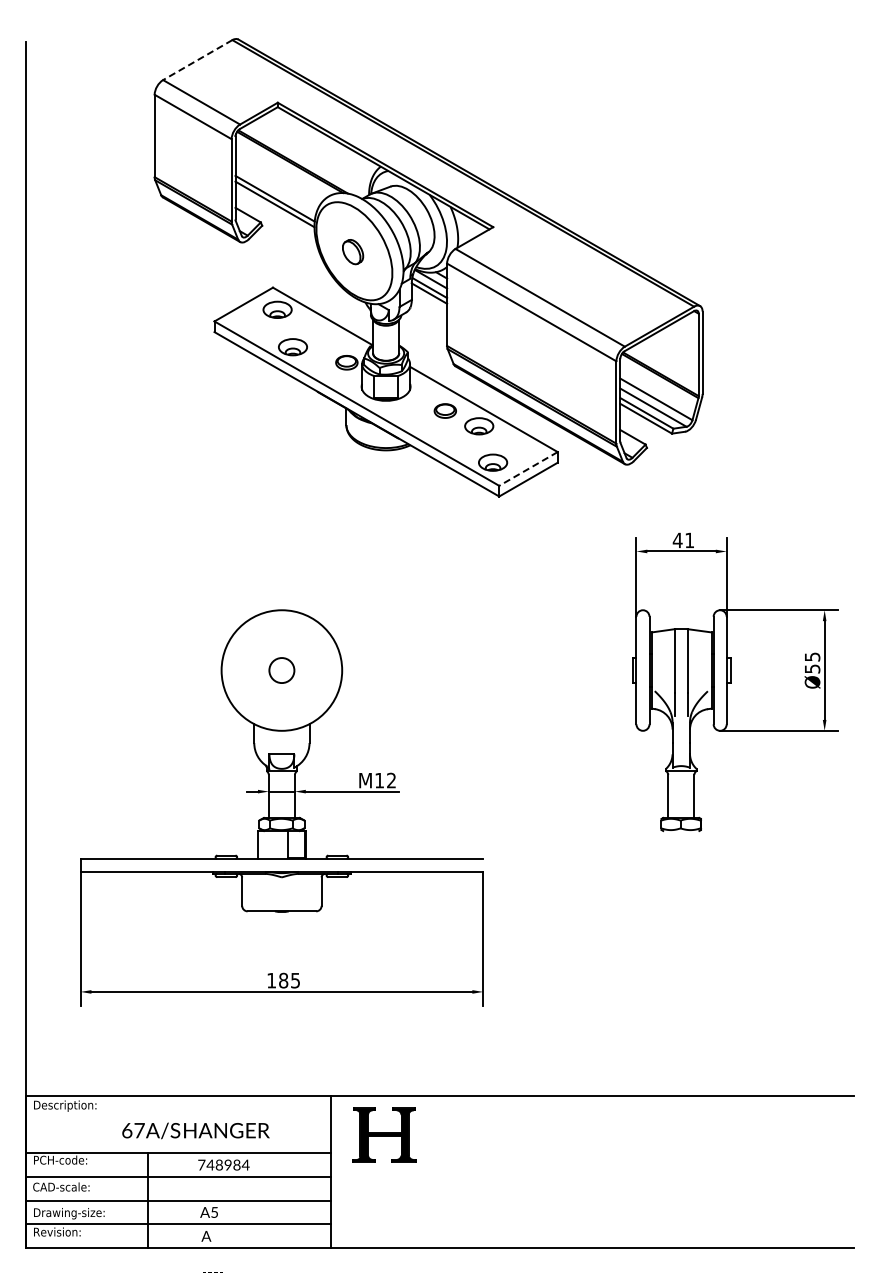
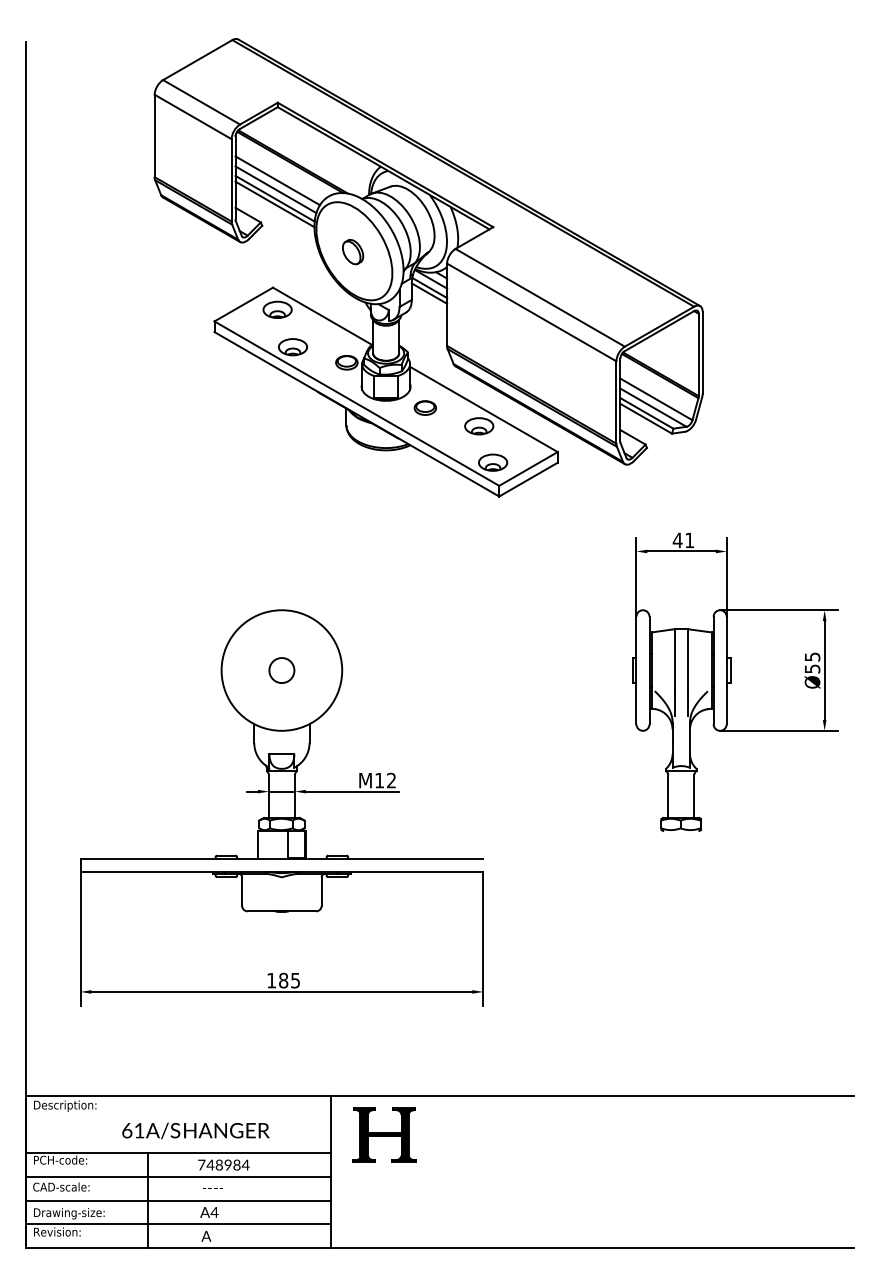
line: dashed -> solid (197, 60)
line: none -> present (277, 180)
line: none -> present (275, 189)
part position: (444, 410) -> (424, 407) (424, 407)
line: dashed -> solid (528, 468)
text: 67A/S -> 61A/S (139, 1130)
text: A5 -> A4 (214, 1212)
text position: (212, 1272) -> (212, 1188) (212, 1188)
